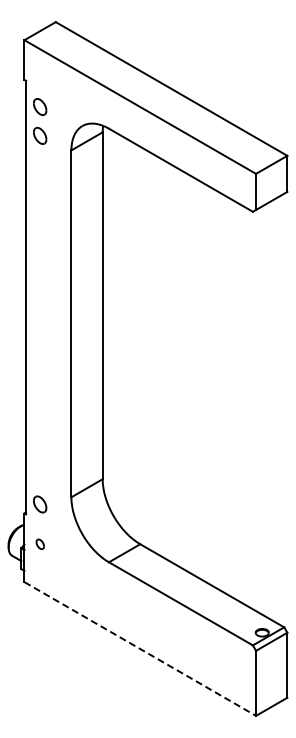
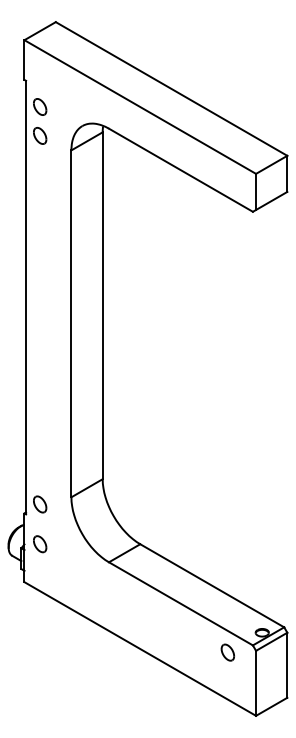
part size: 10x12 px -> 15x19 px (40, 544)
line: dashed -> solid (140, 649)
part: none -> present (227, 652)
